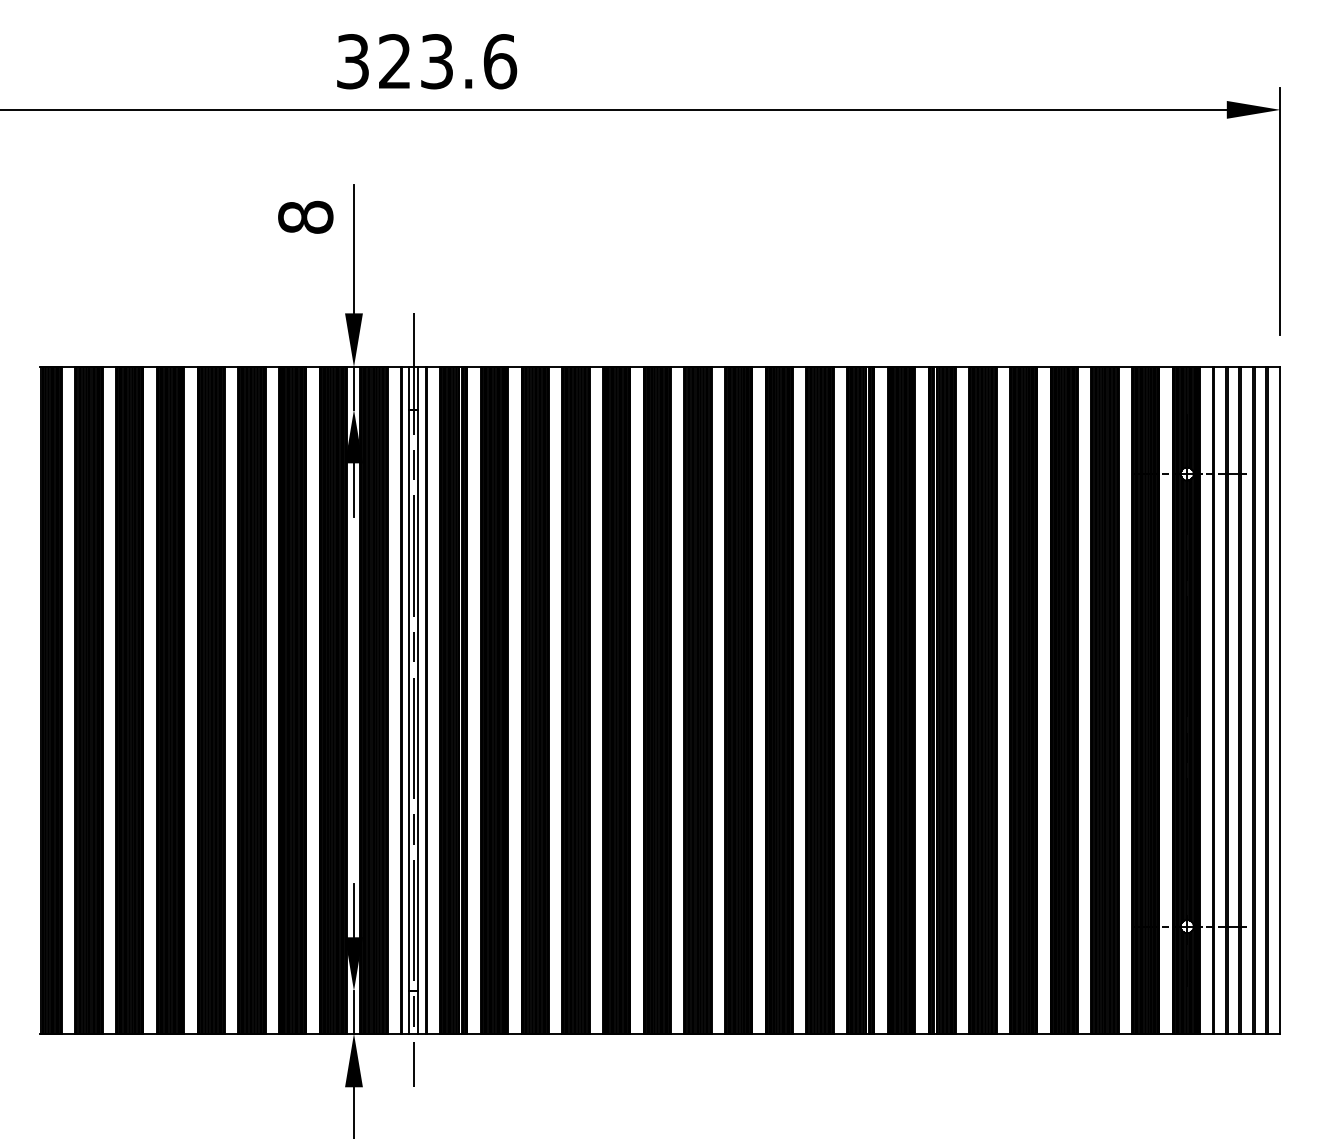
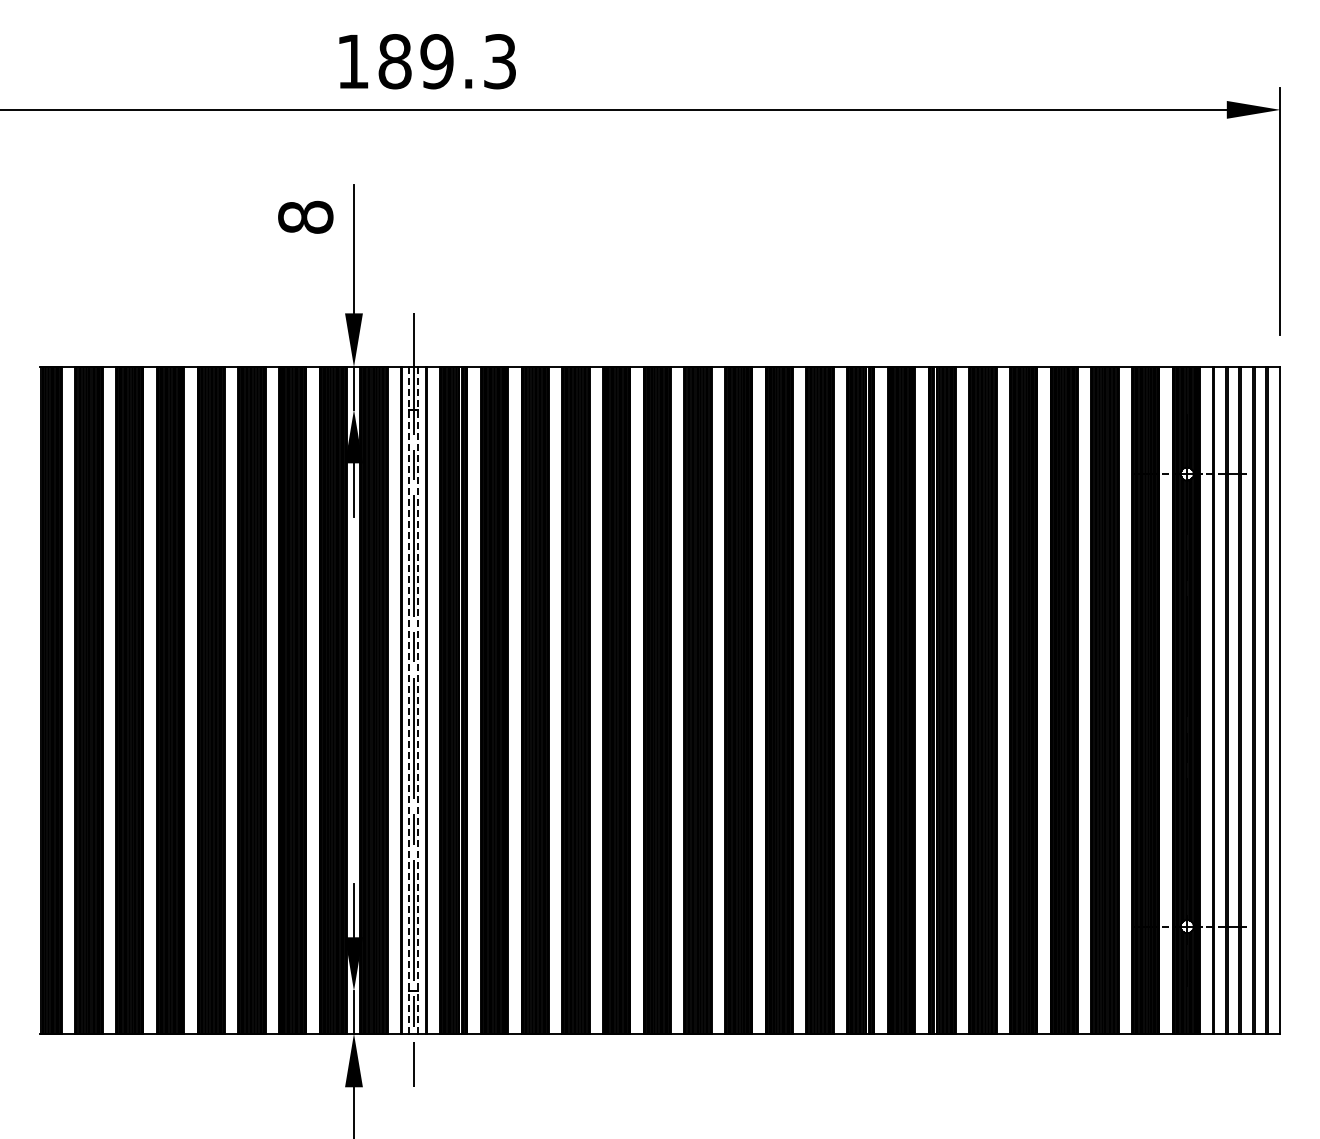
text: 323.6 -> 189.3 (427, 61)
line: solid -> dashed (409, 699)
line: solid -> dashed (418, 699)
